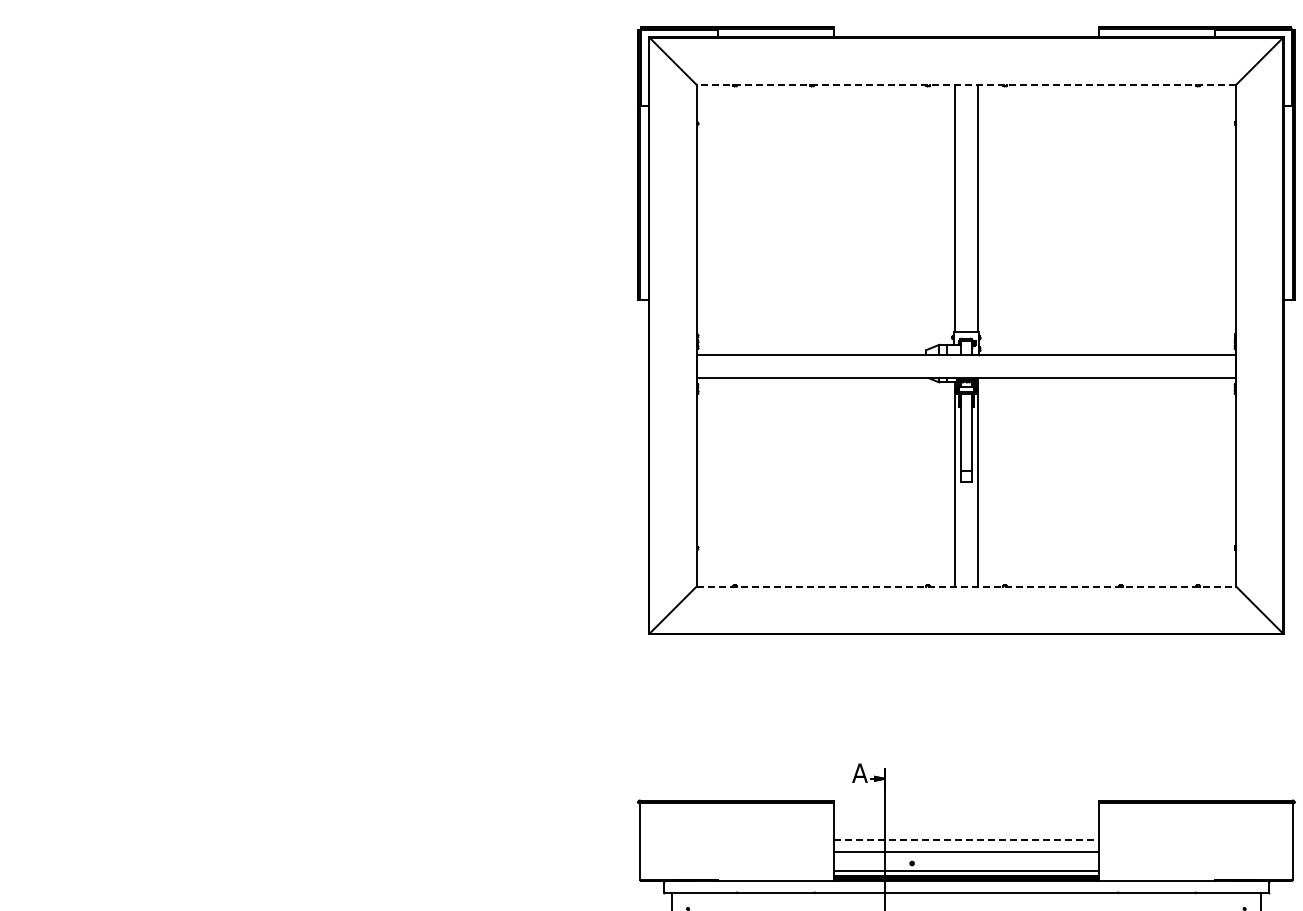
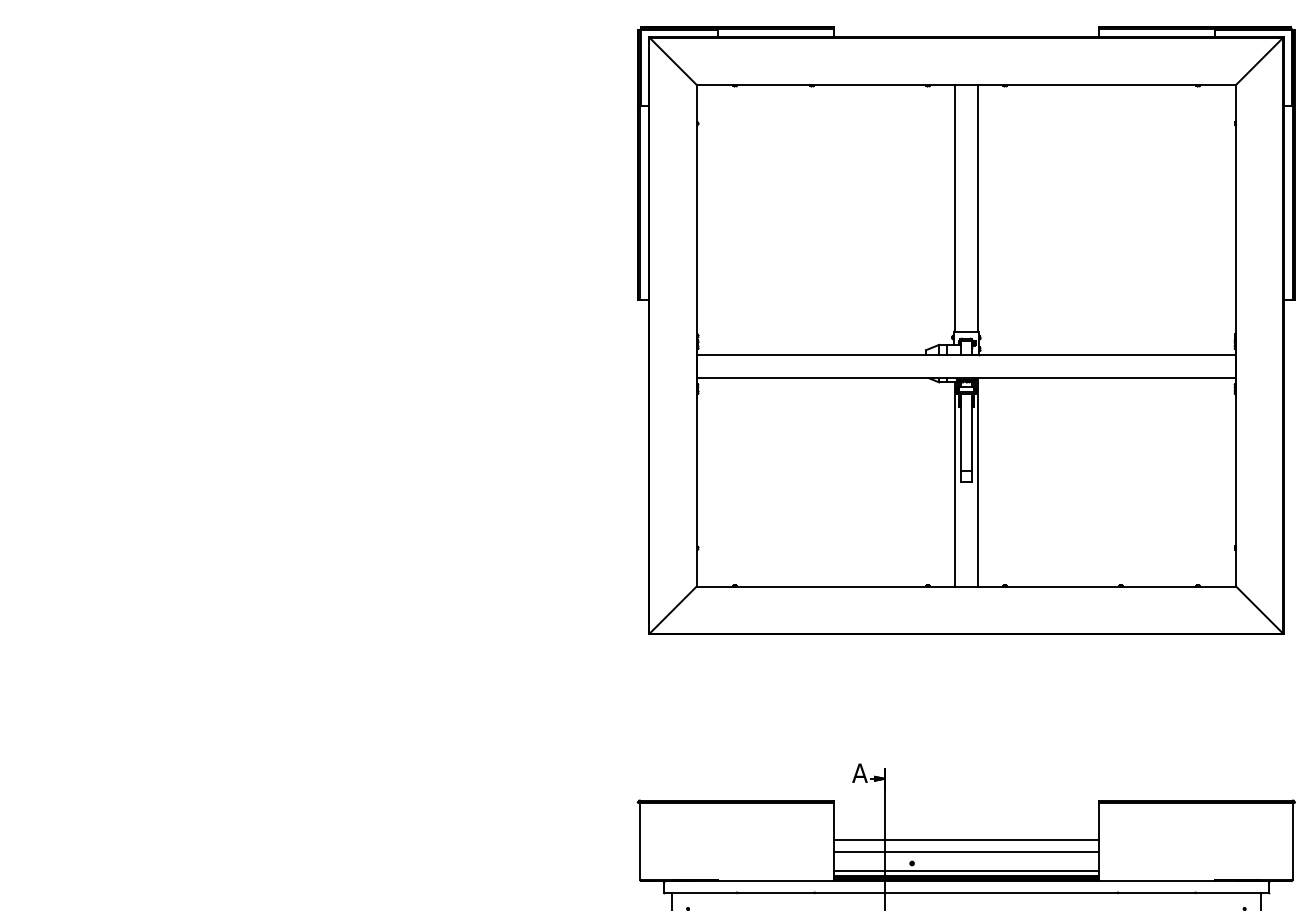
line: dashed -> solid (966, 84)
line: dashed -> solid (966, 586)
line: dashed -> solid (966, 839)
